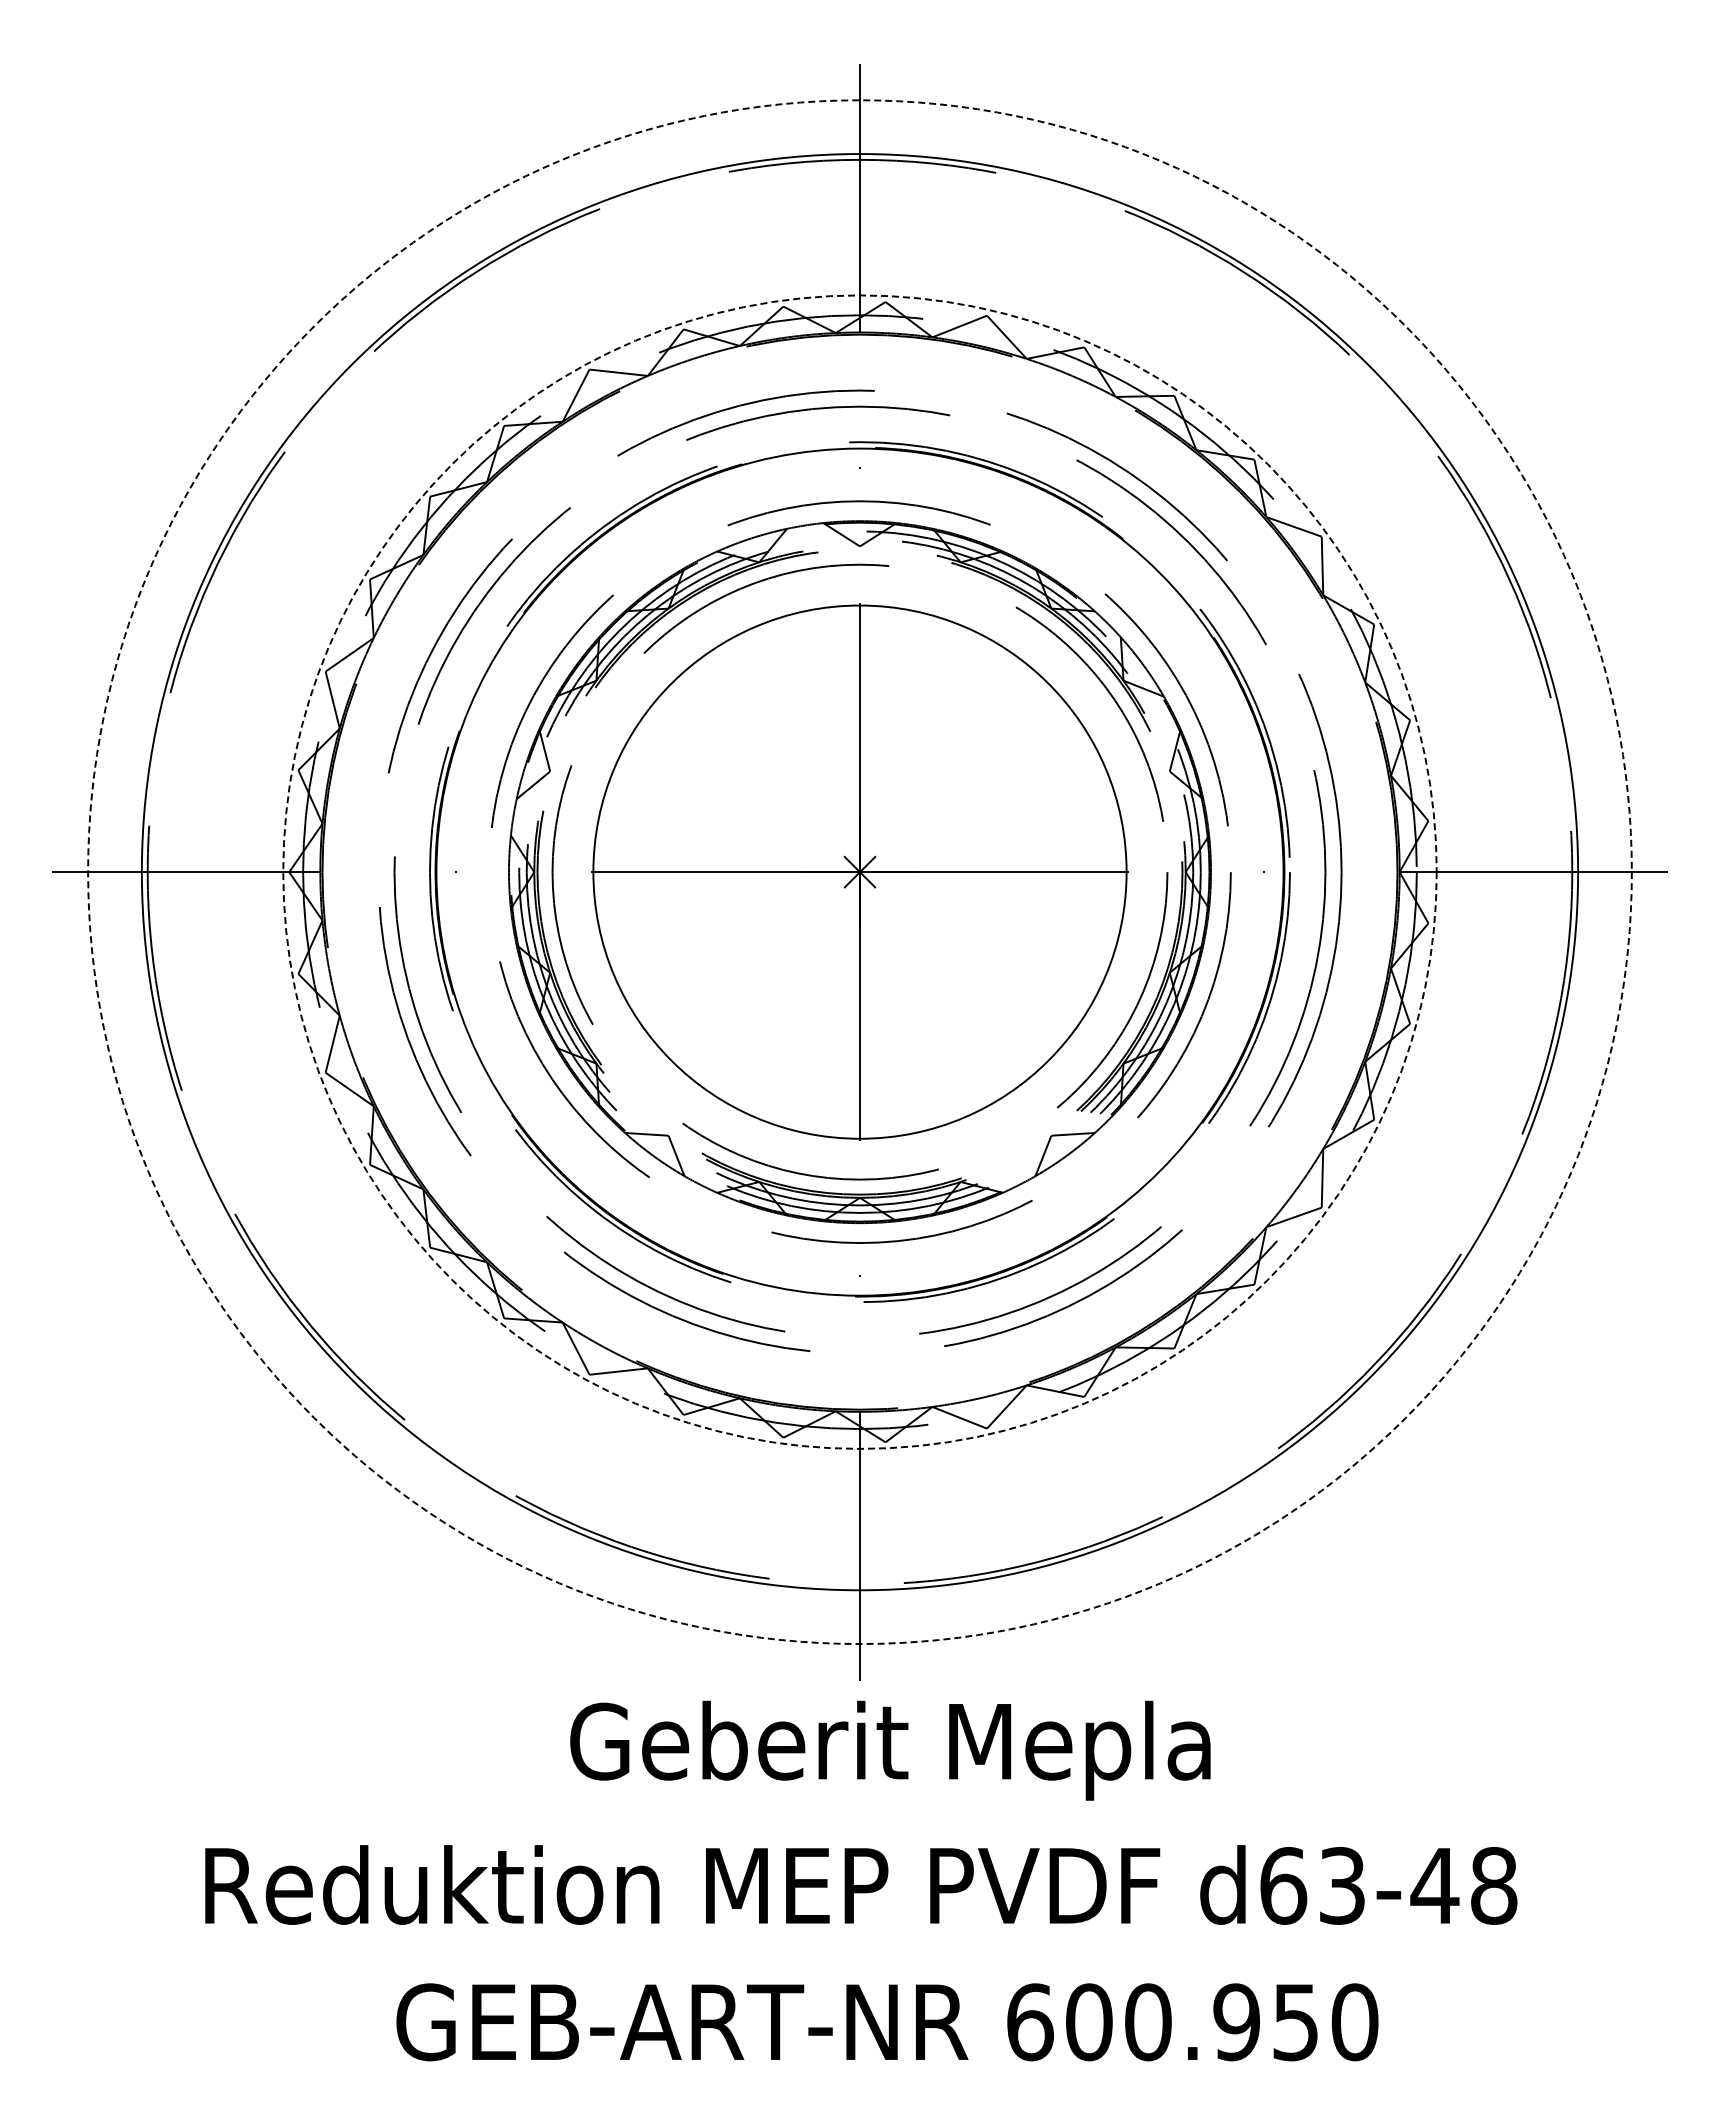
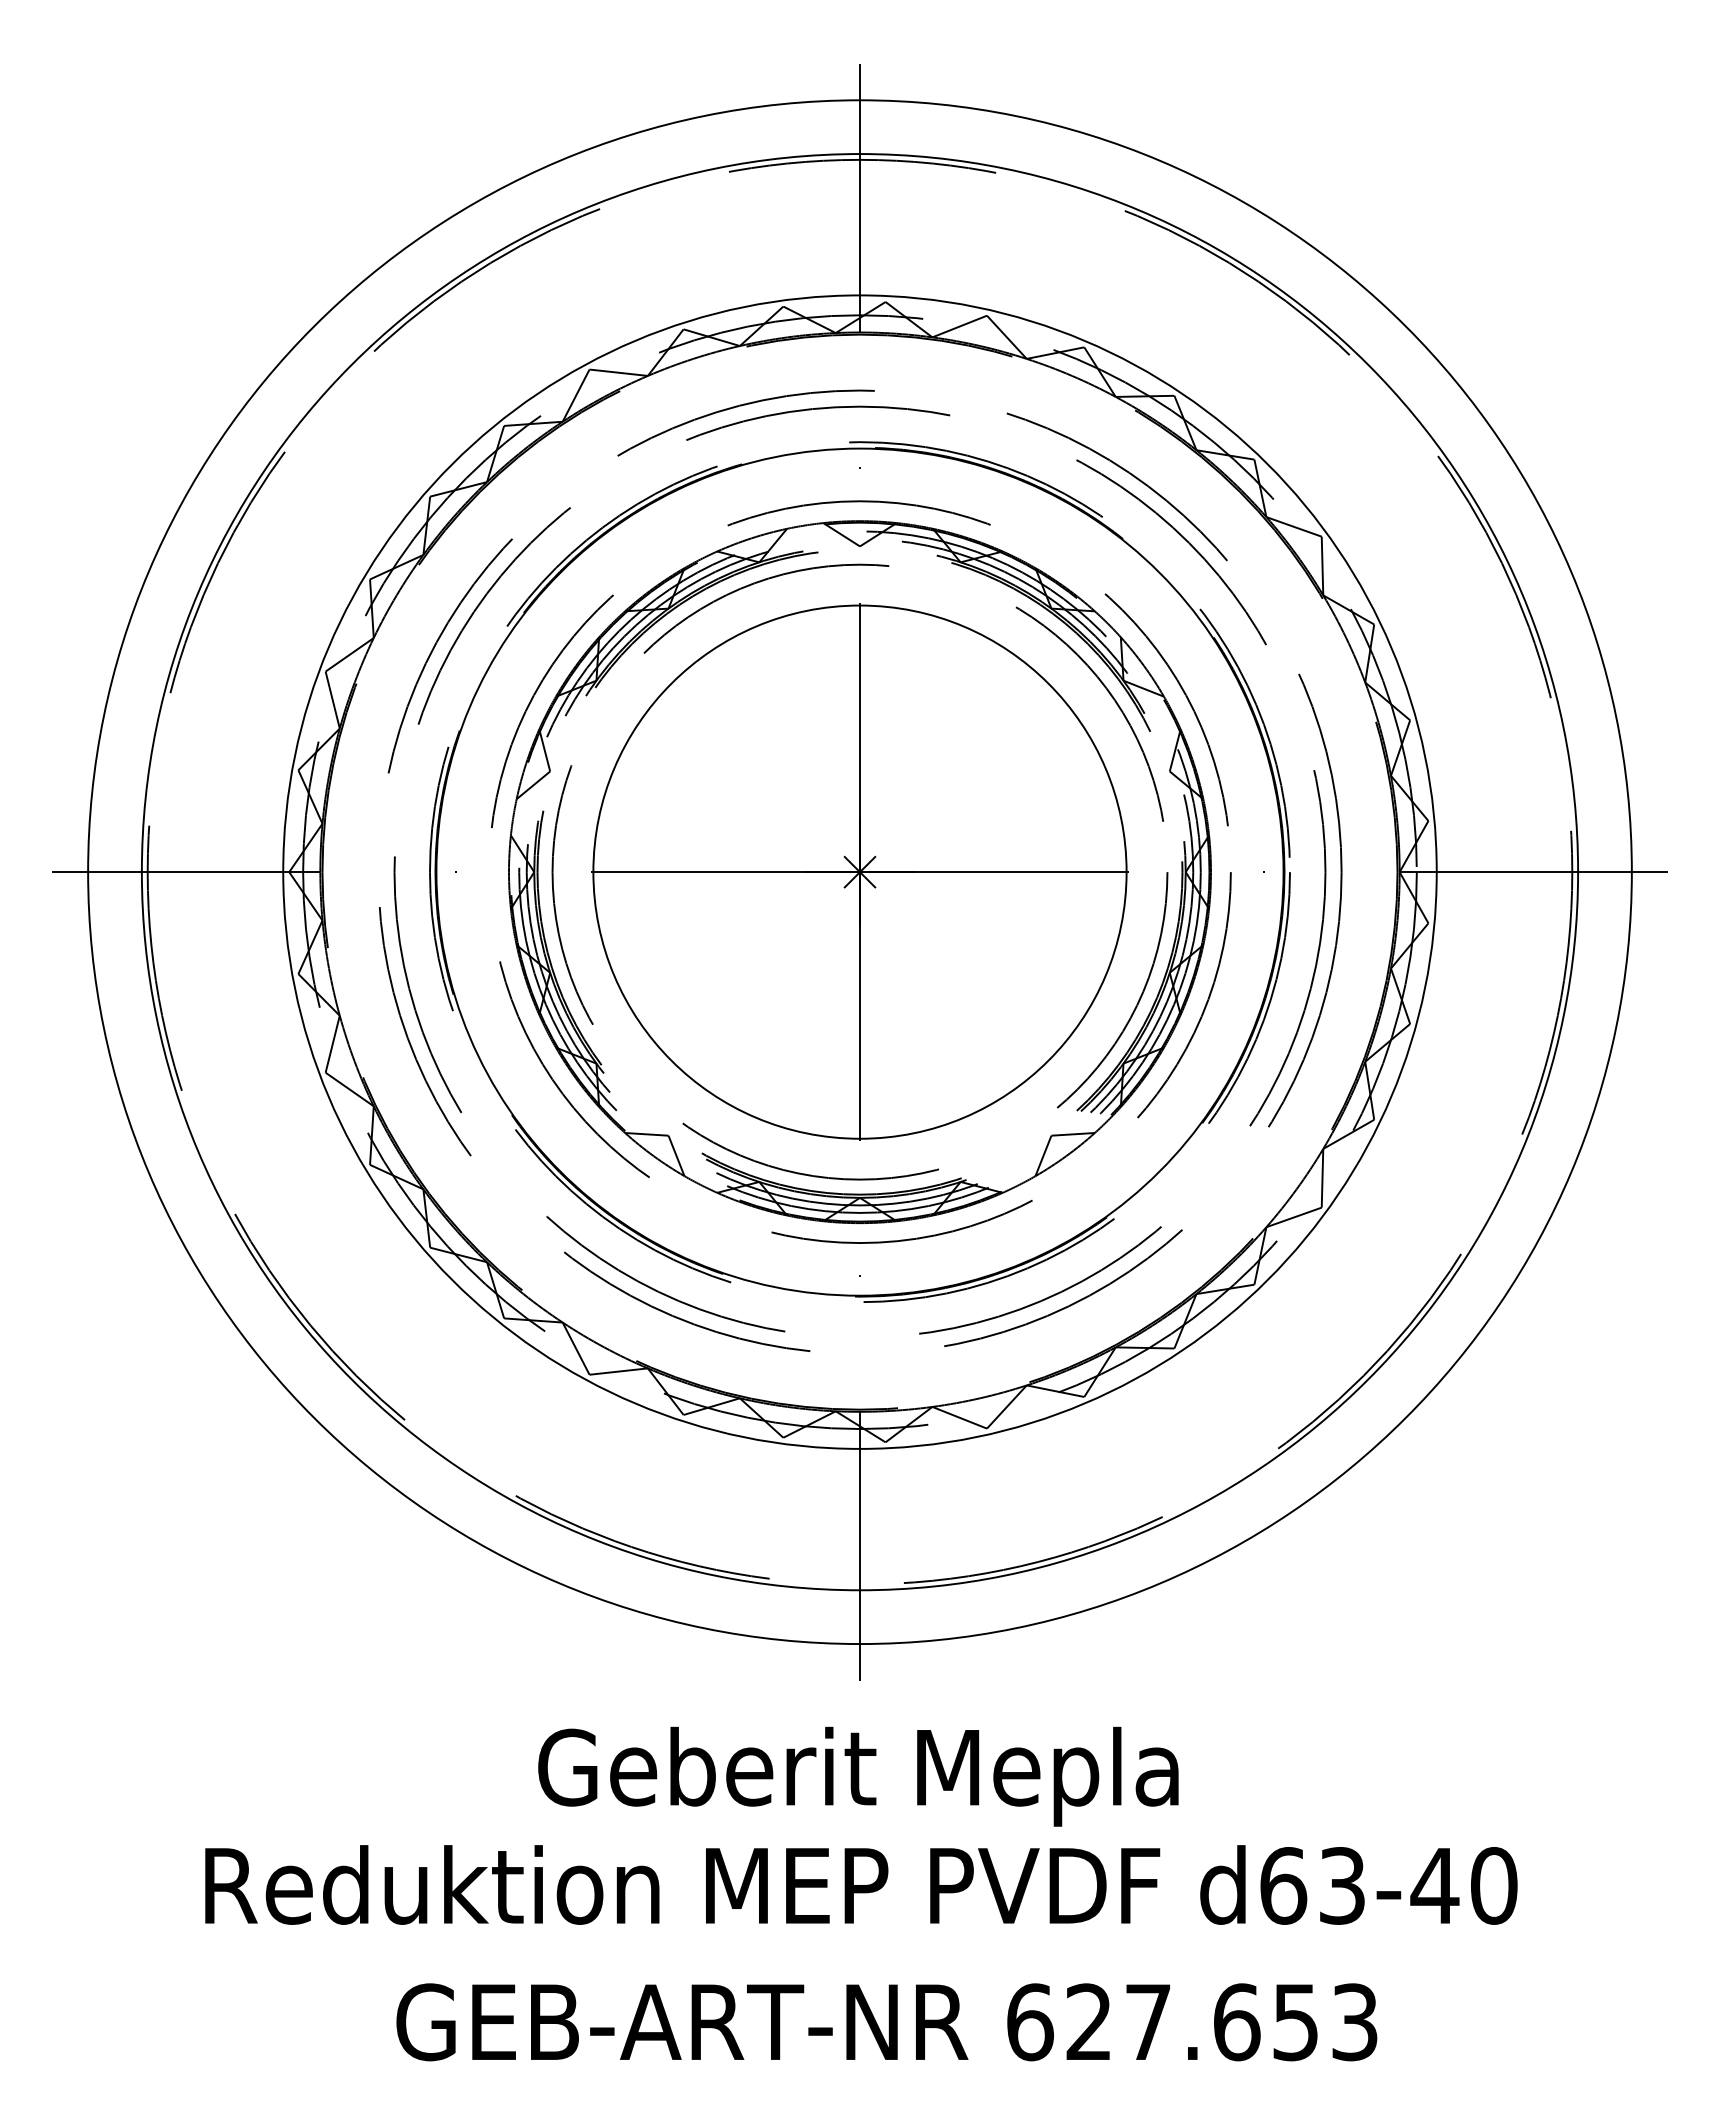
circle: dashed -> solid (859, 871)
circle: dashed -> solid (859, 872)
text position: (890, 1750) -> (858, 1776) (858, 1776)
text: d63-48 -> d63-40 (1494, 1885)
text: 600.950 -> 627.653 (1222, 2022)
